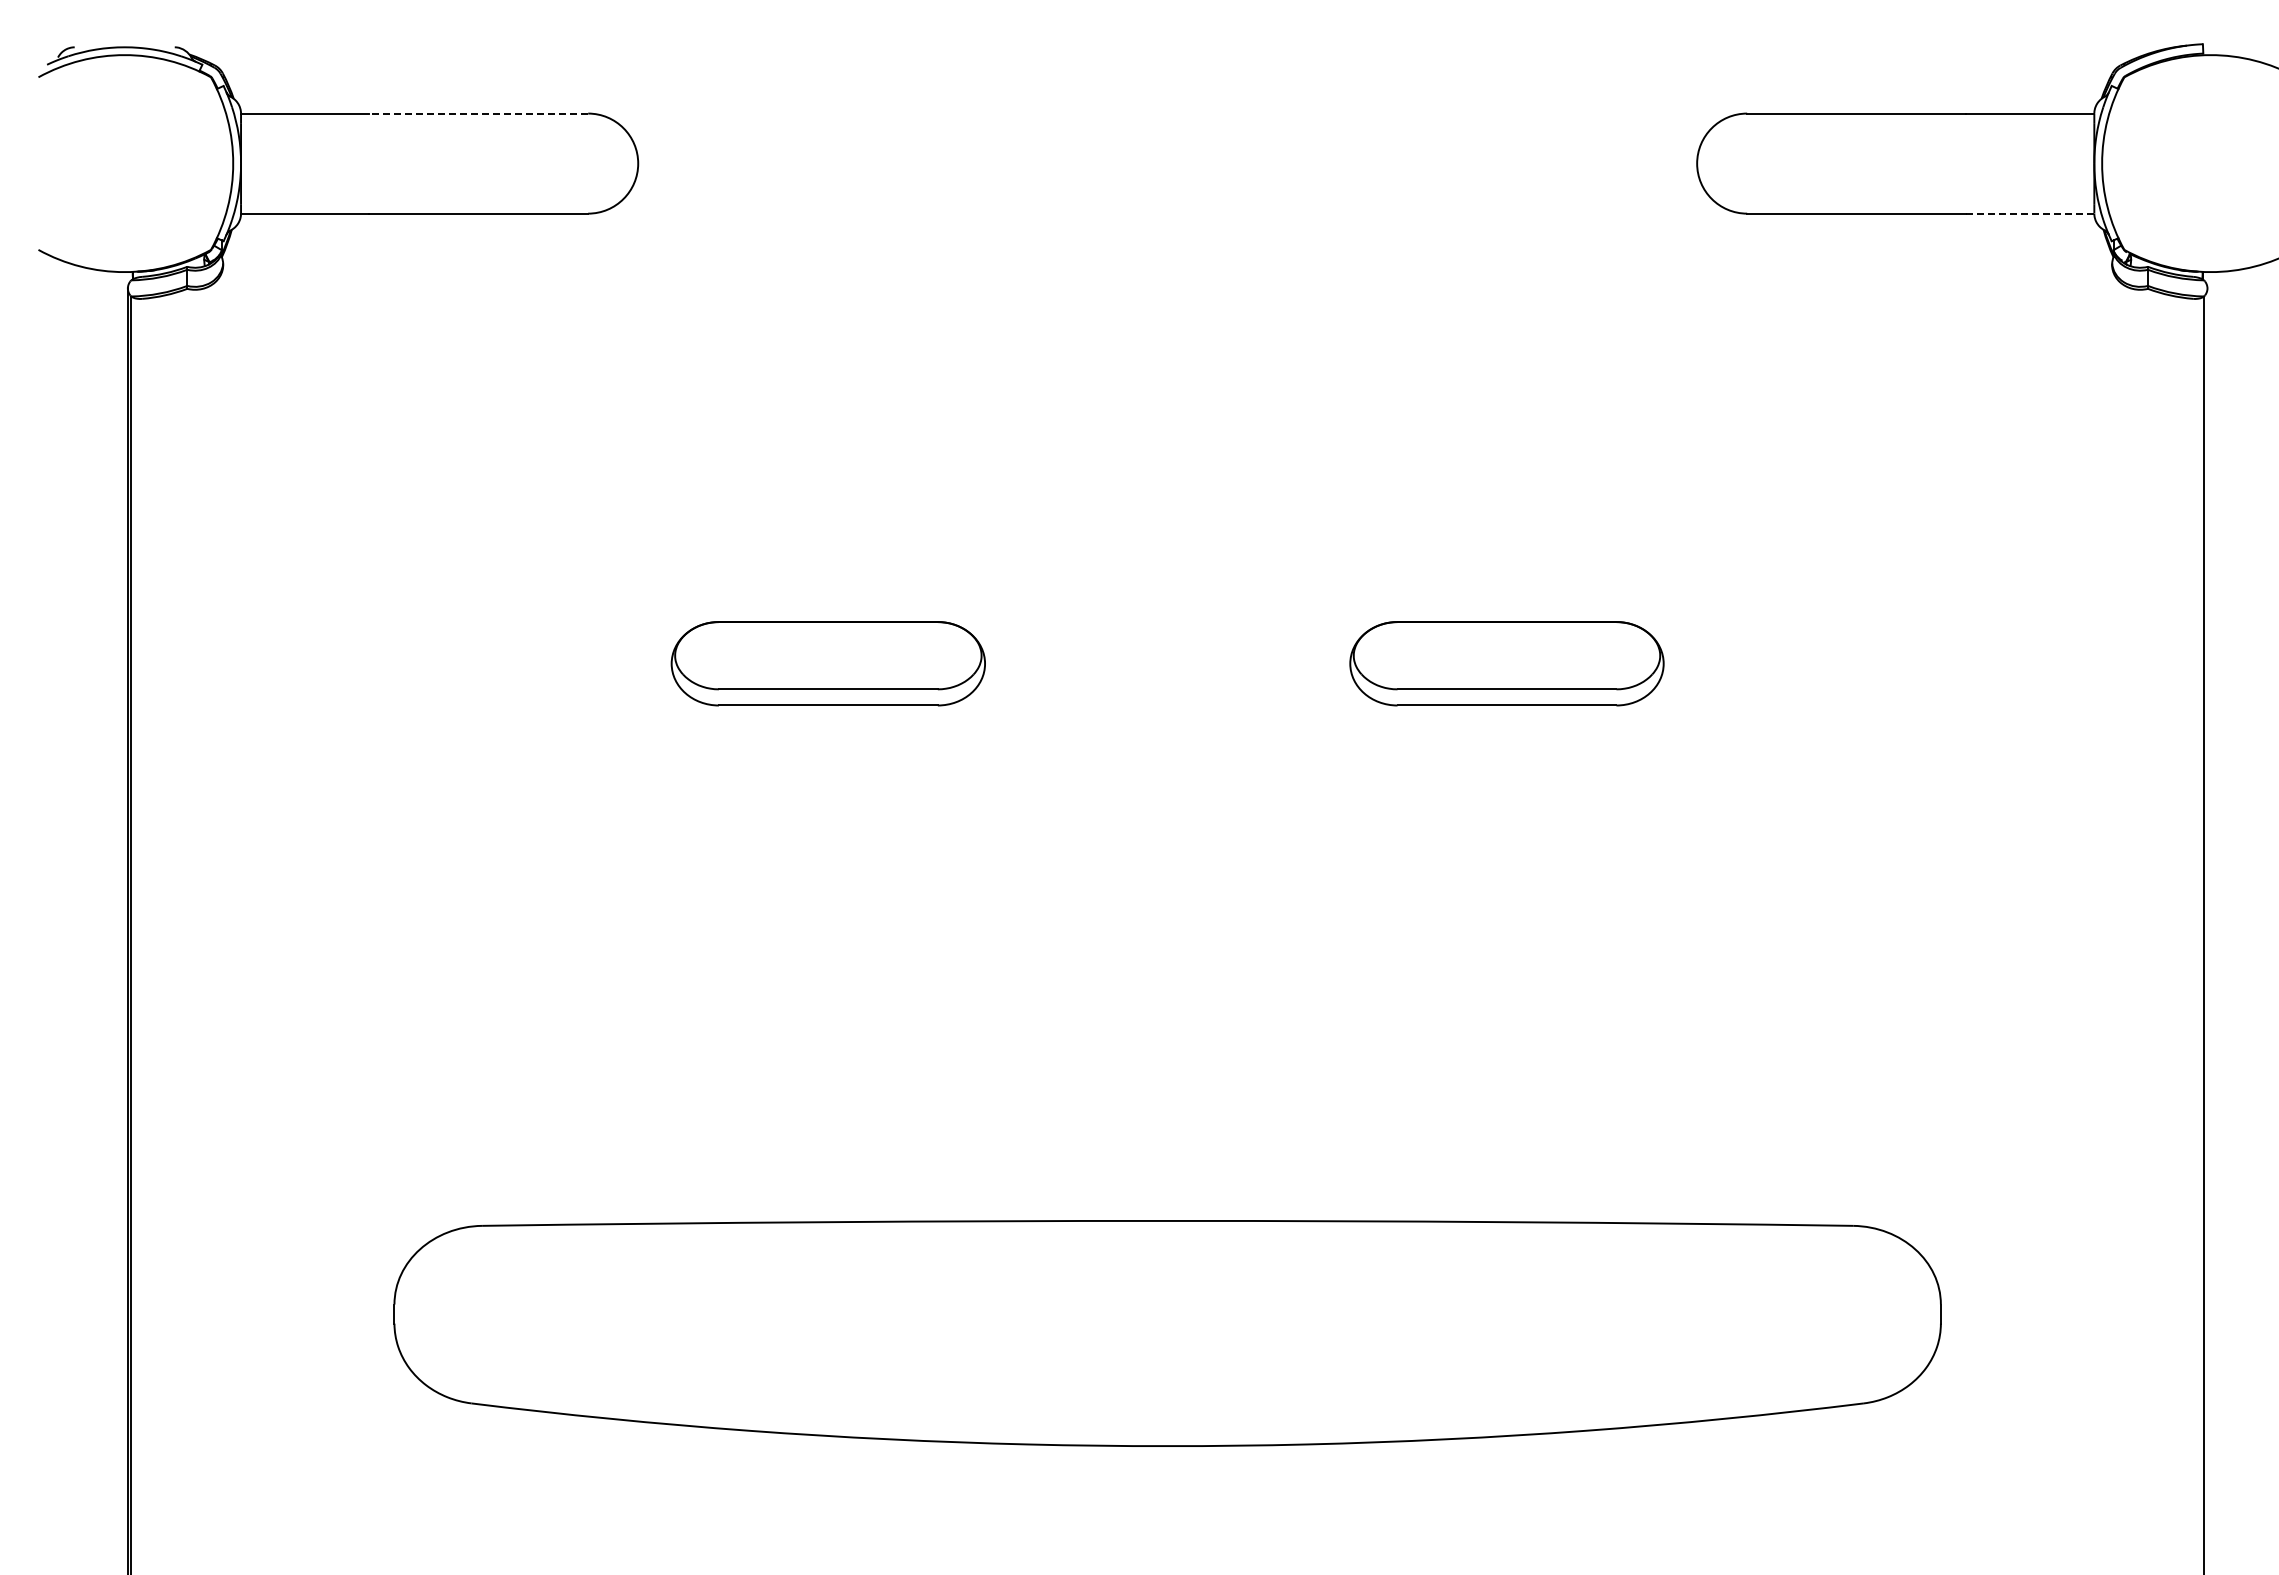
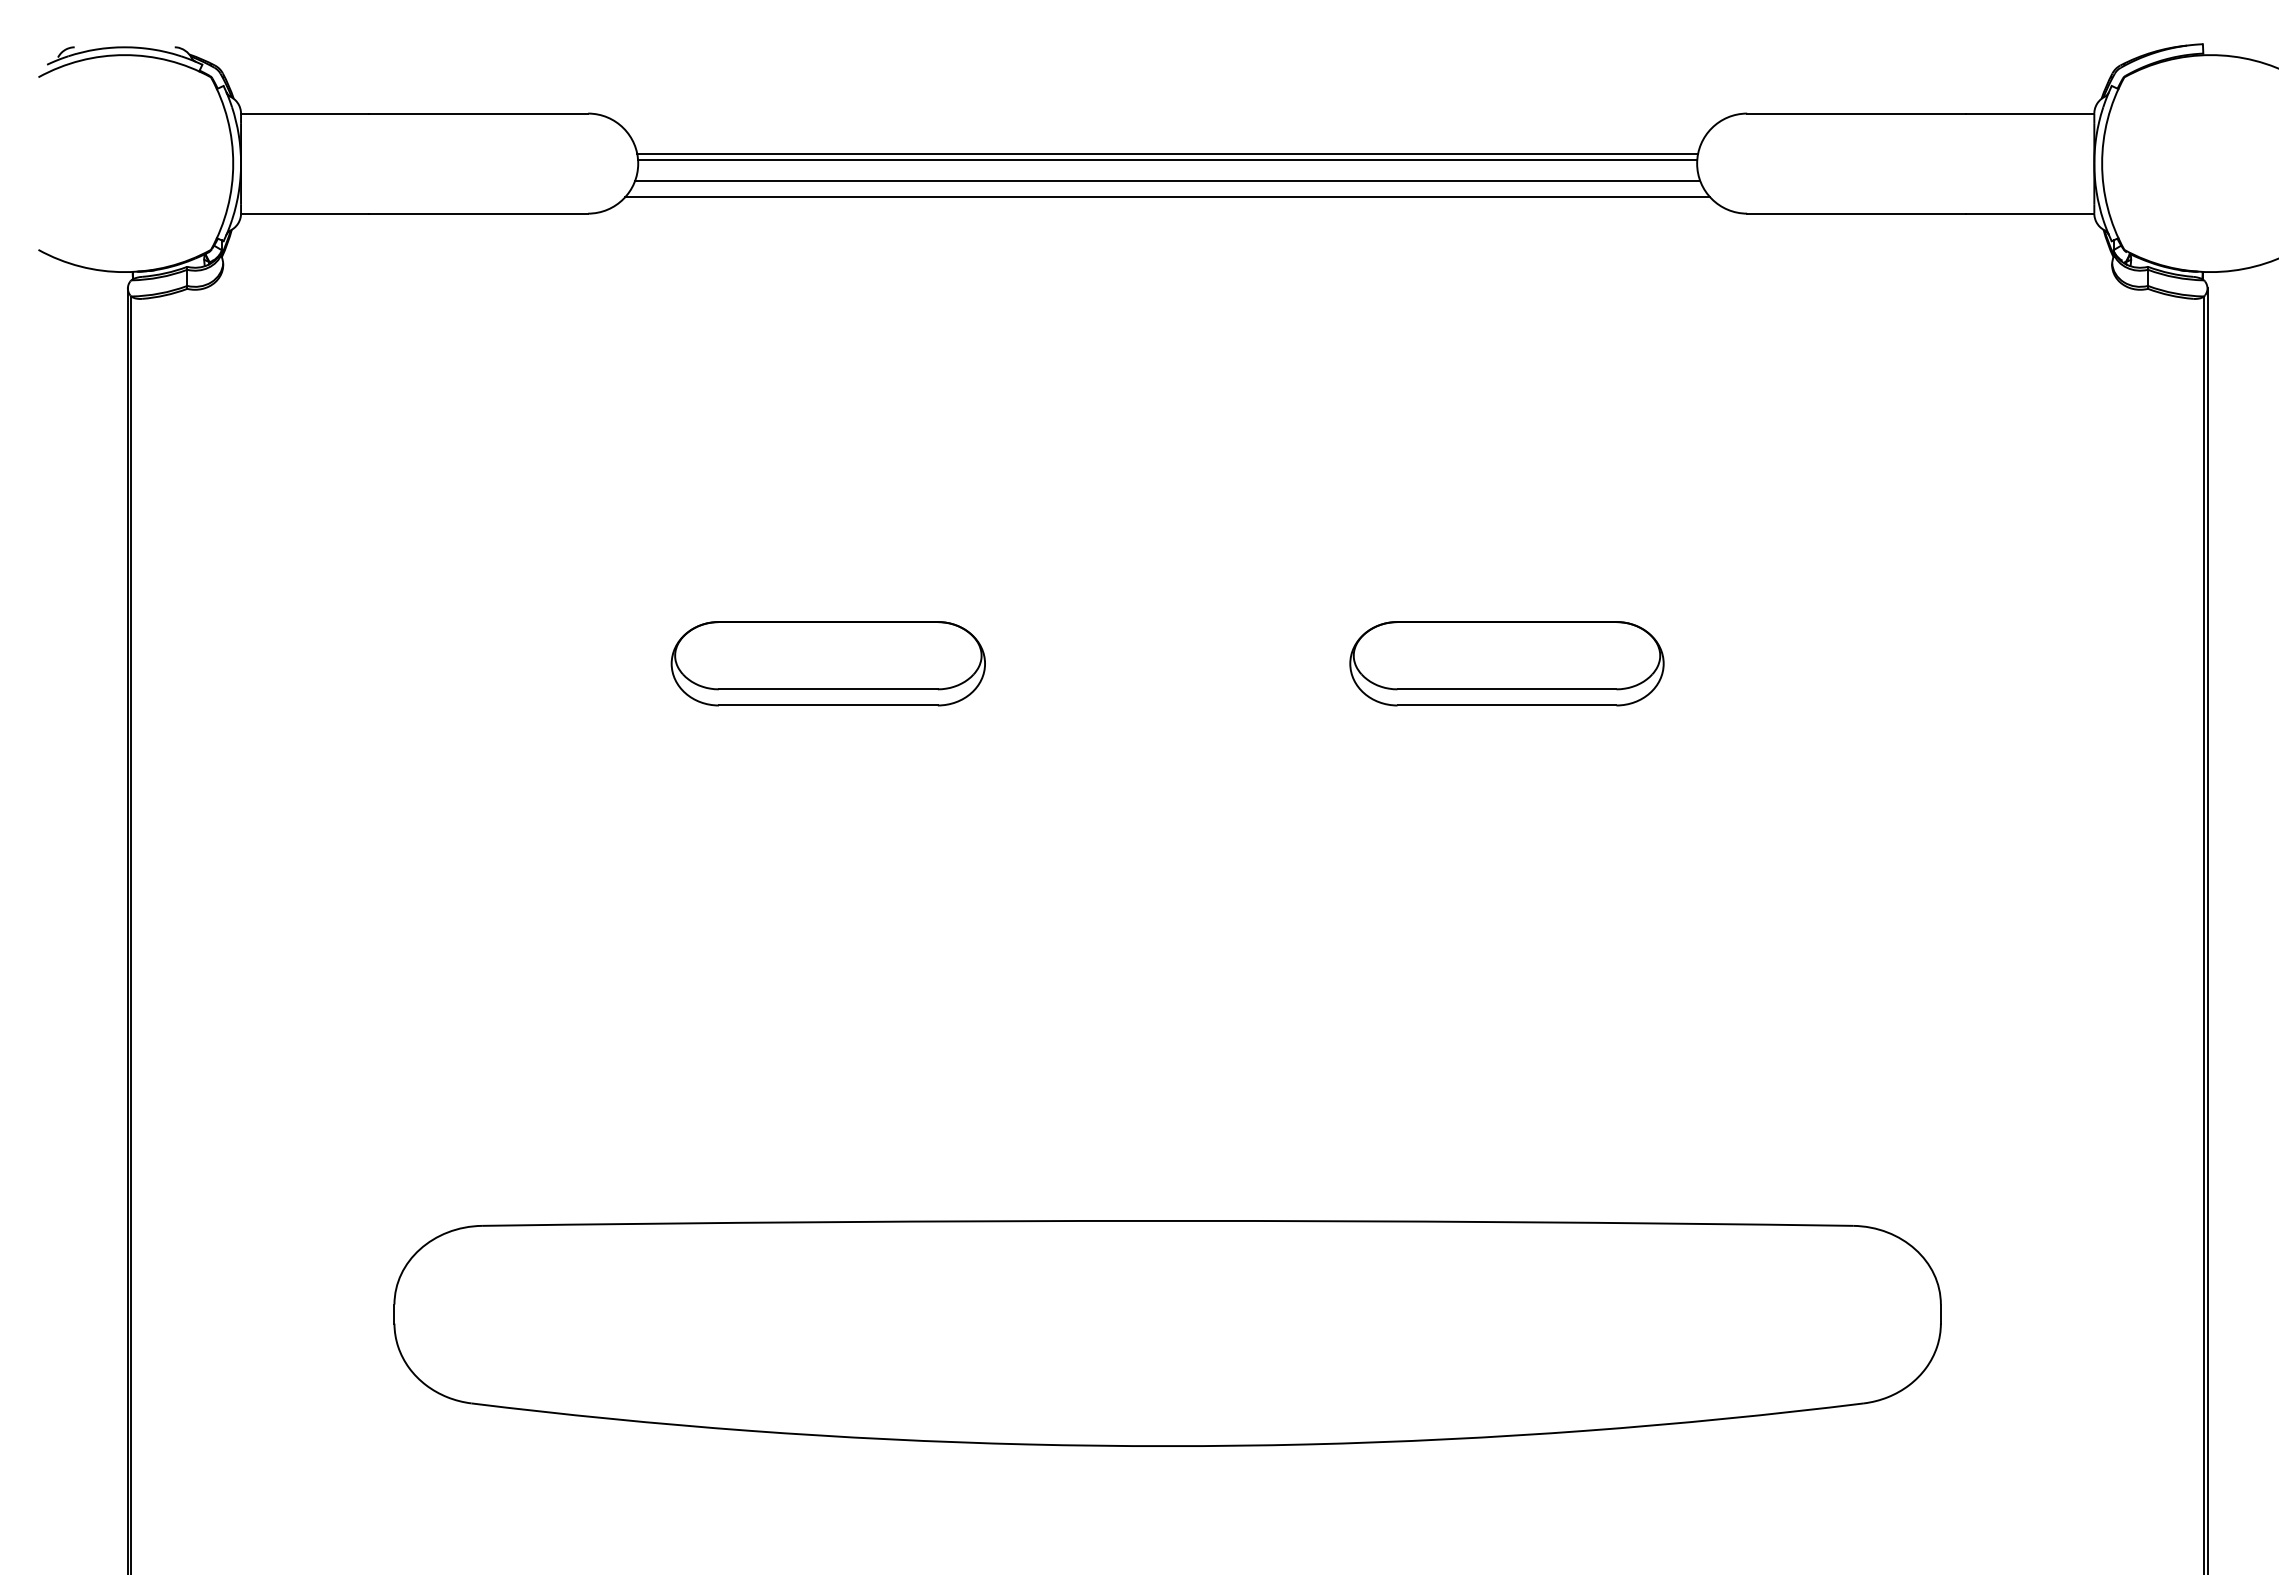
line: dashed -> solid (478, 113)
line: none -> present (1167, 154)
line: none -> present (1167, 160)
line: none -> present (1167, 181)
line: none -> present (1167, 197)
line: dashed -> solid (2030, 213)
line: none -> present (2207, 929)
